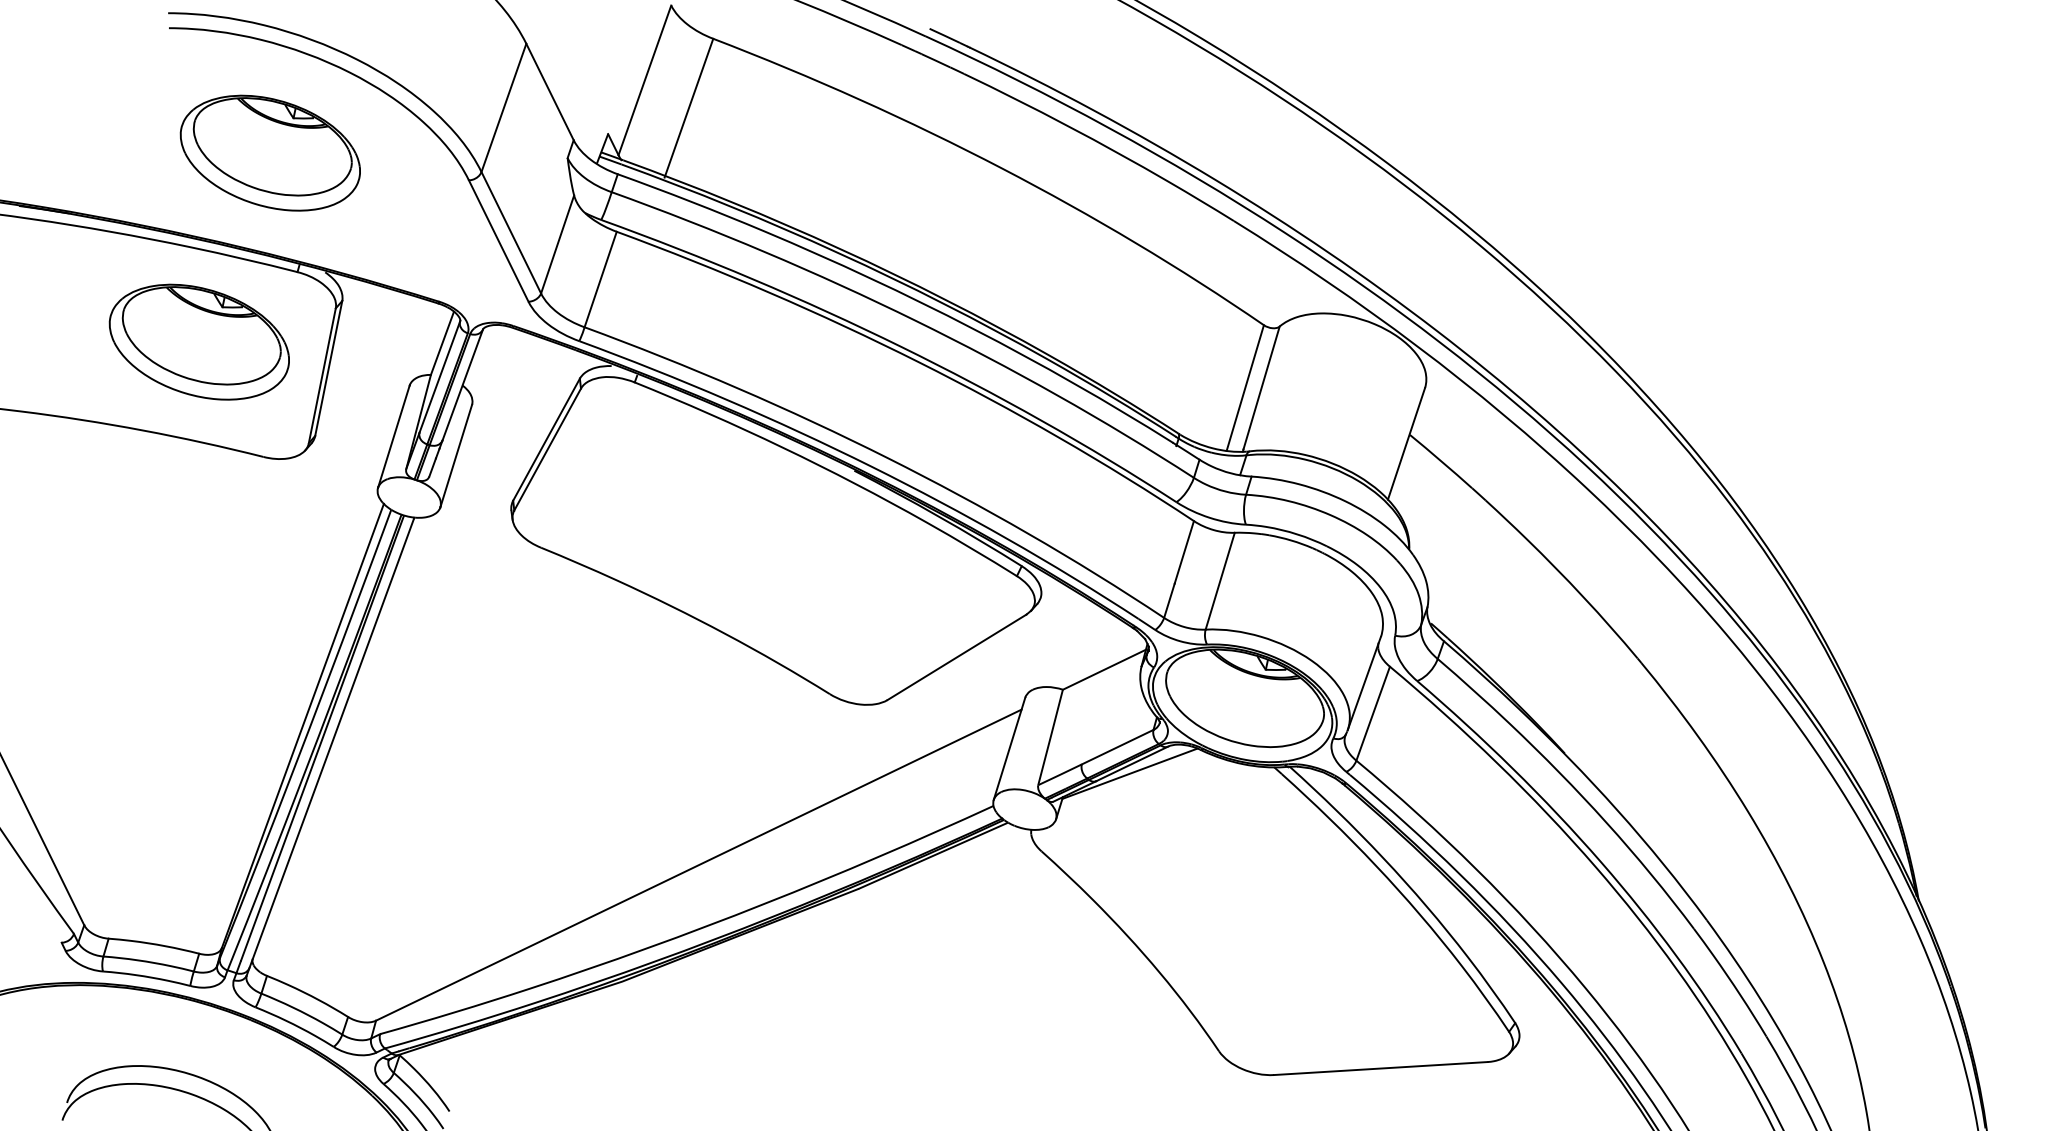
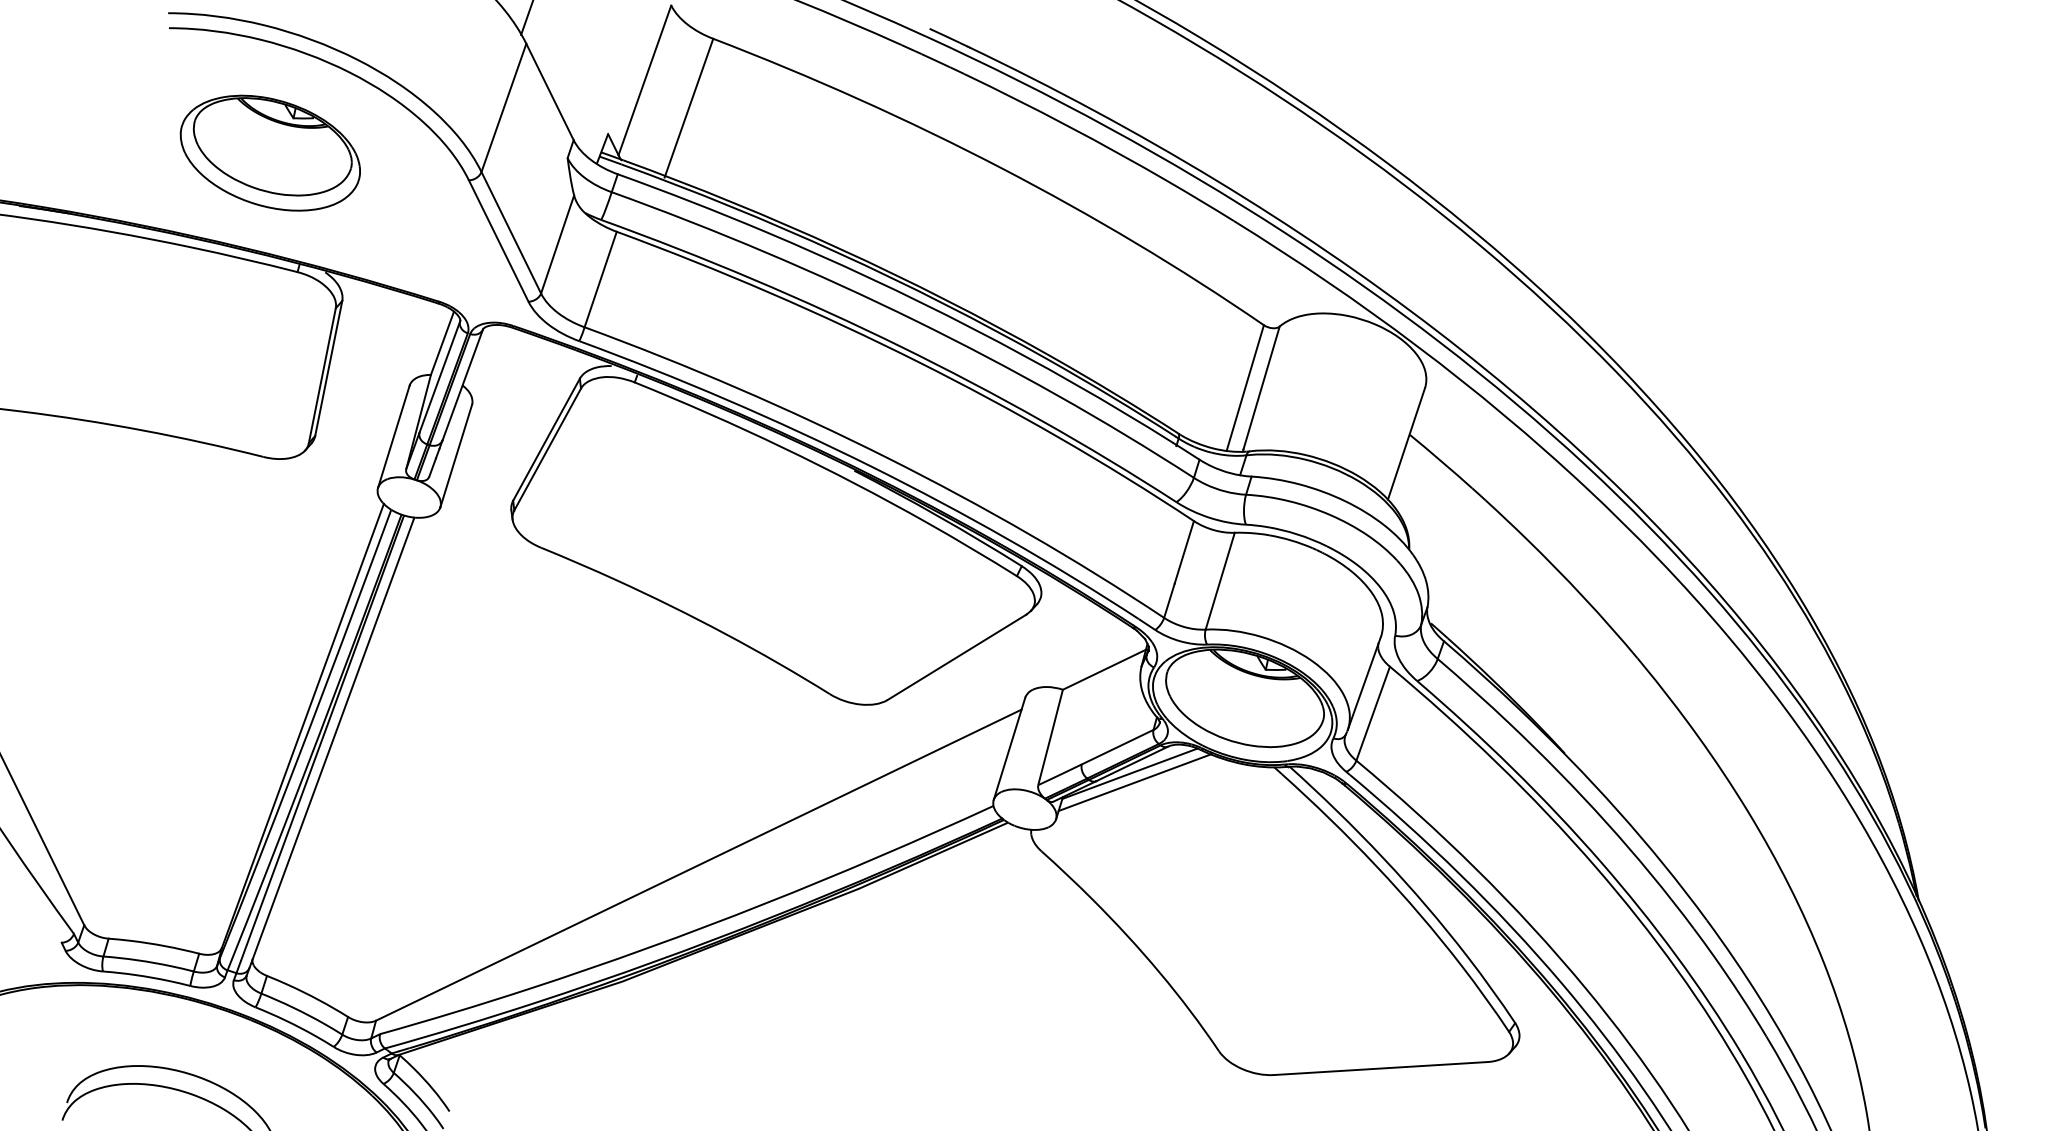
line: none -> present (526, 18)
part: present -> none (198, 341)
line: none -> present (1134, 782)
